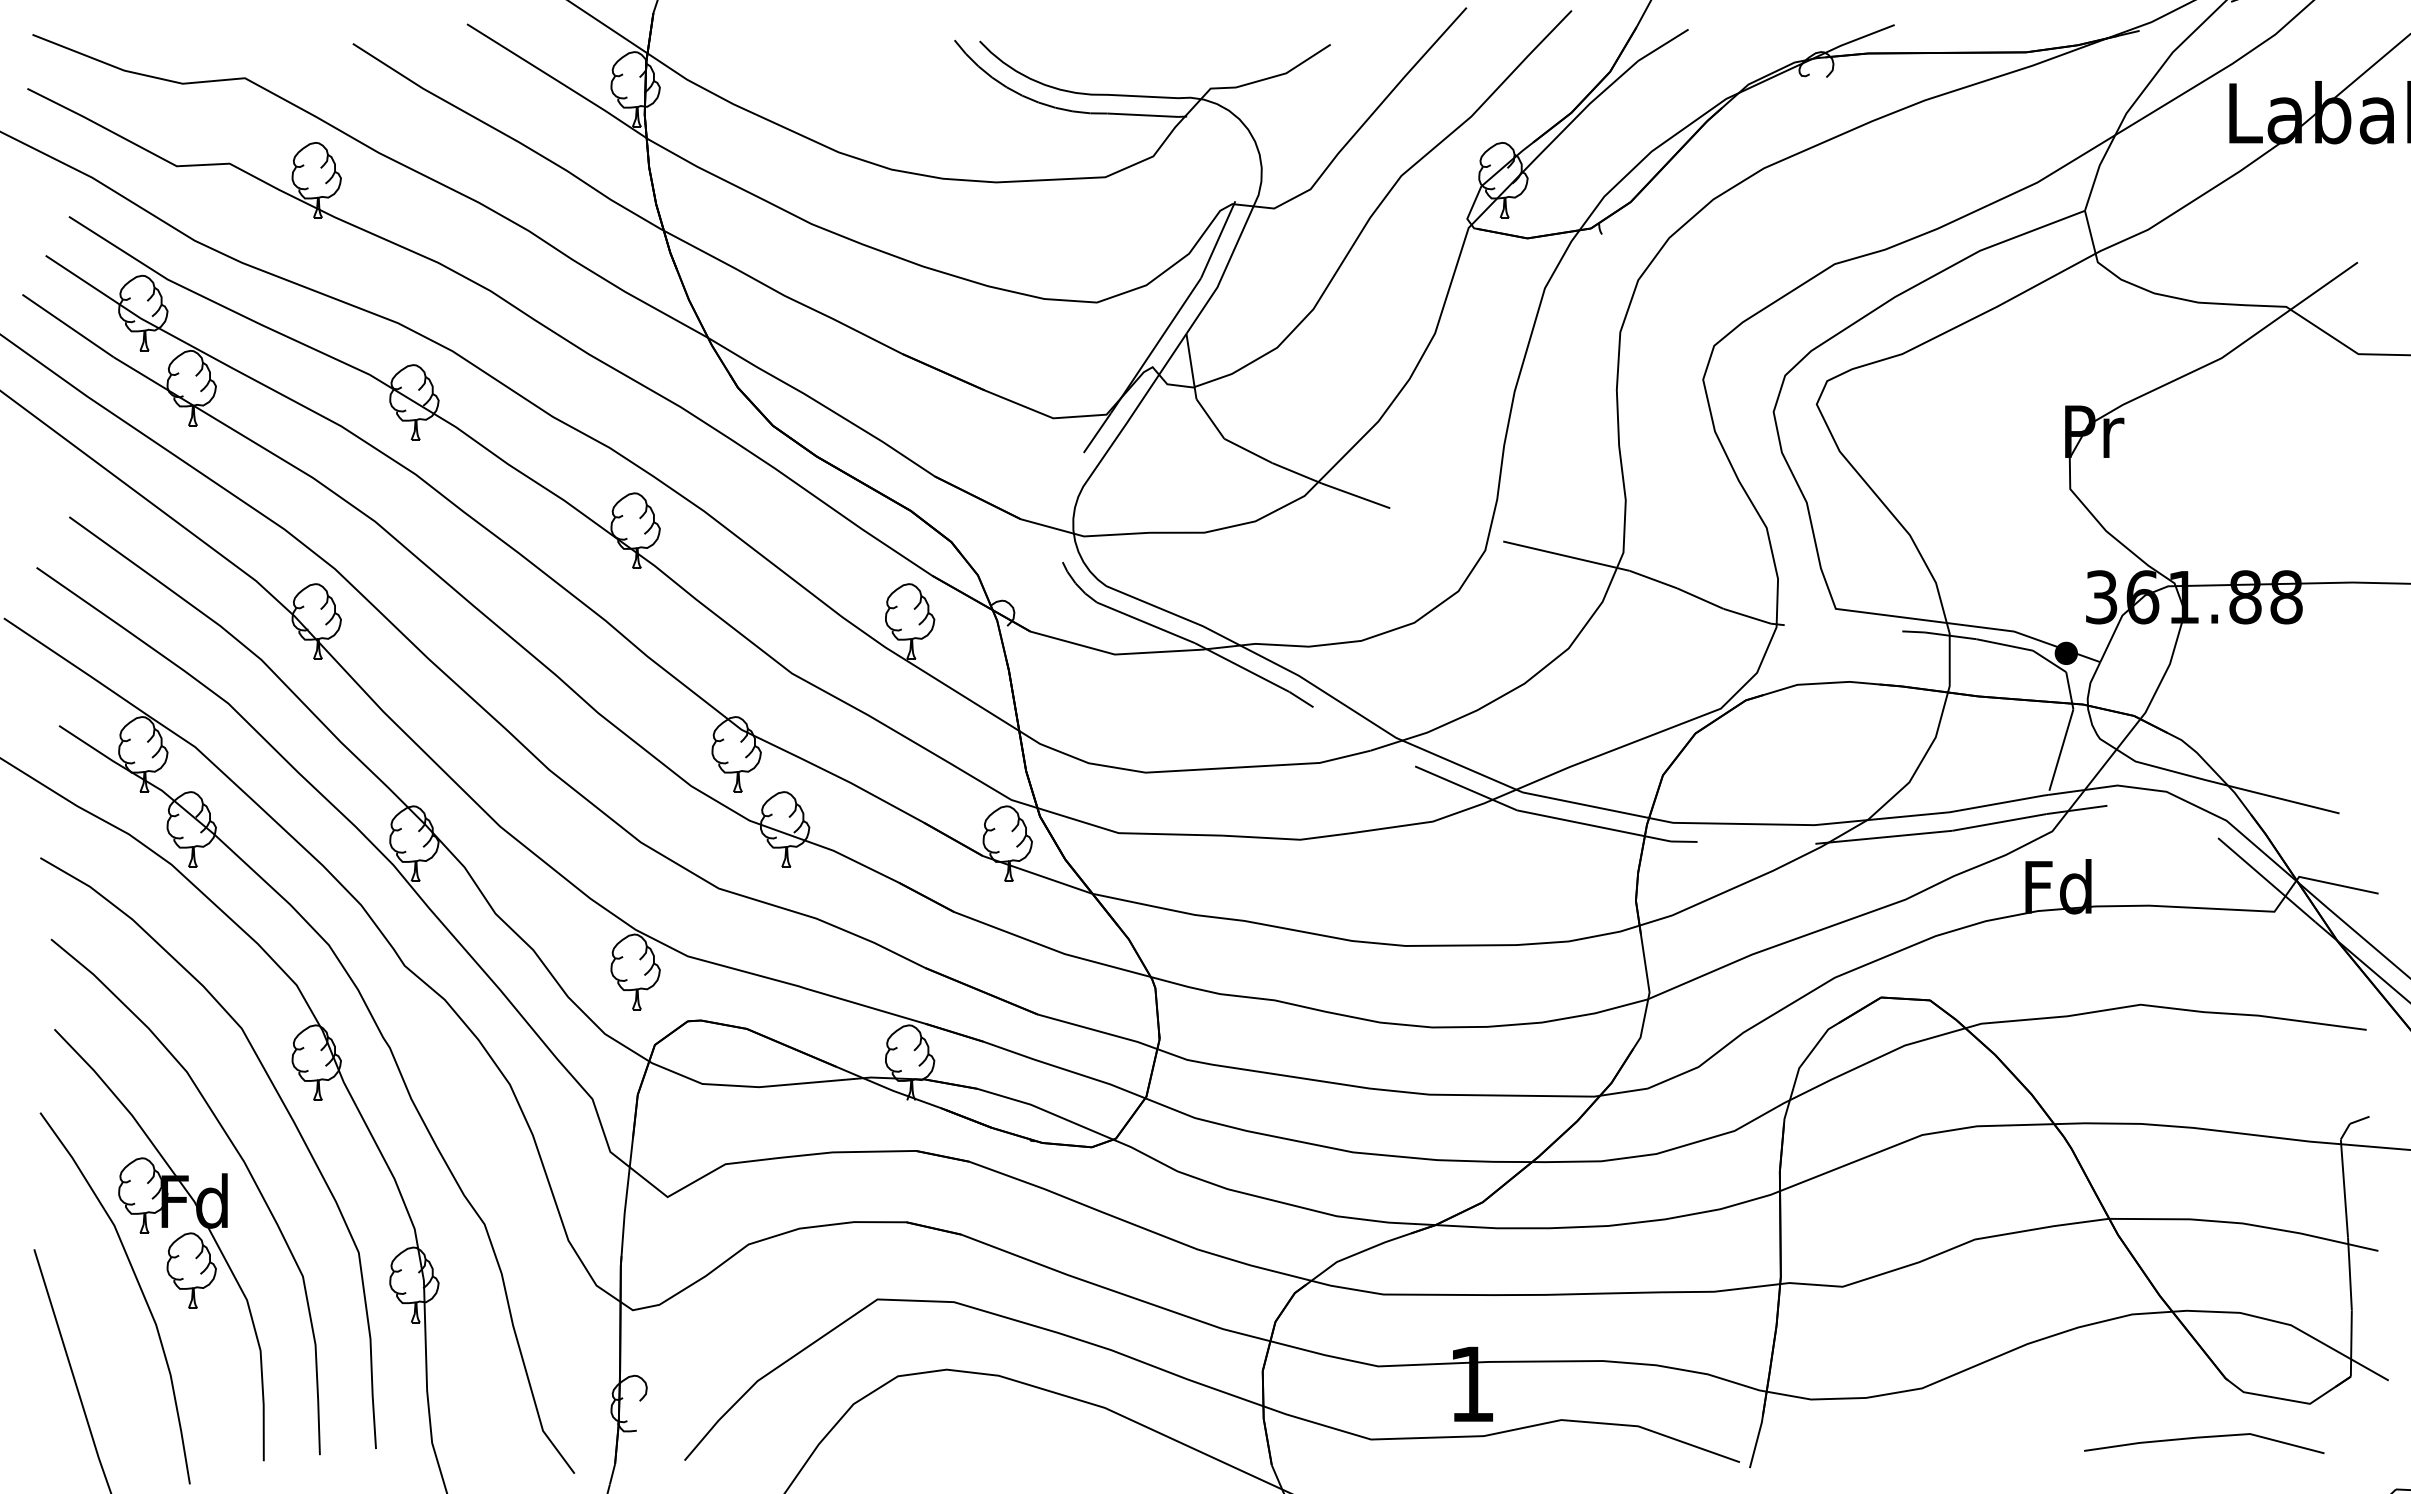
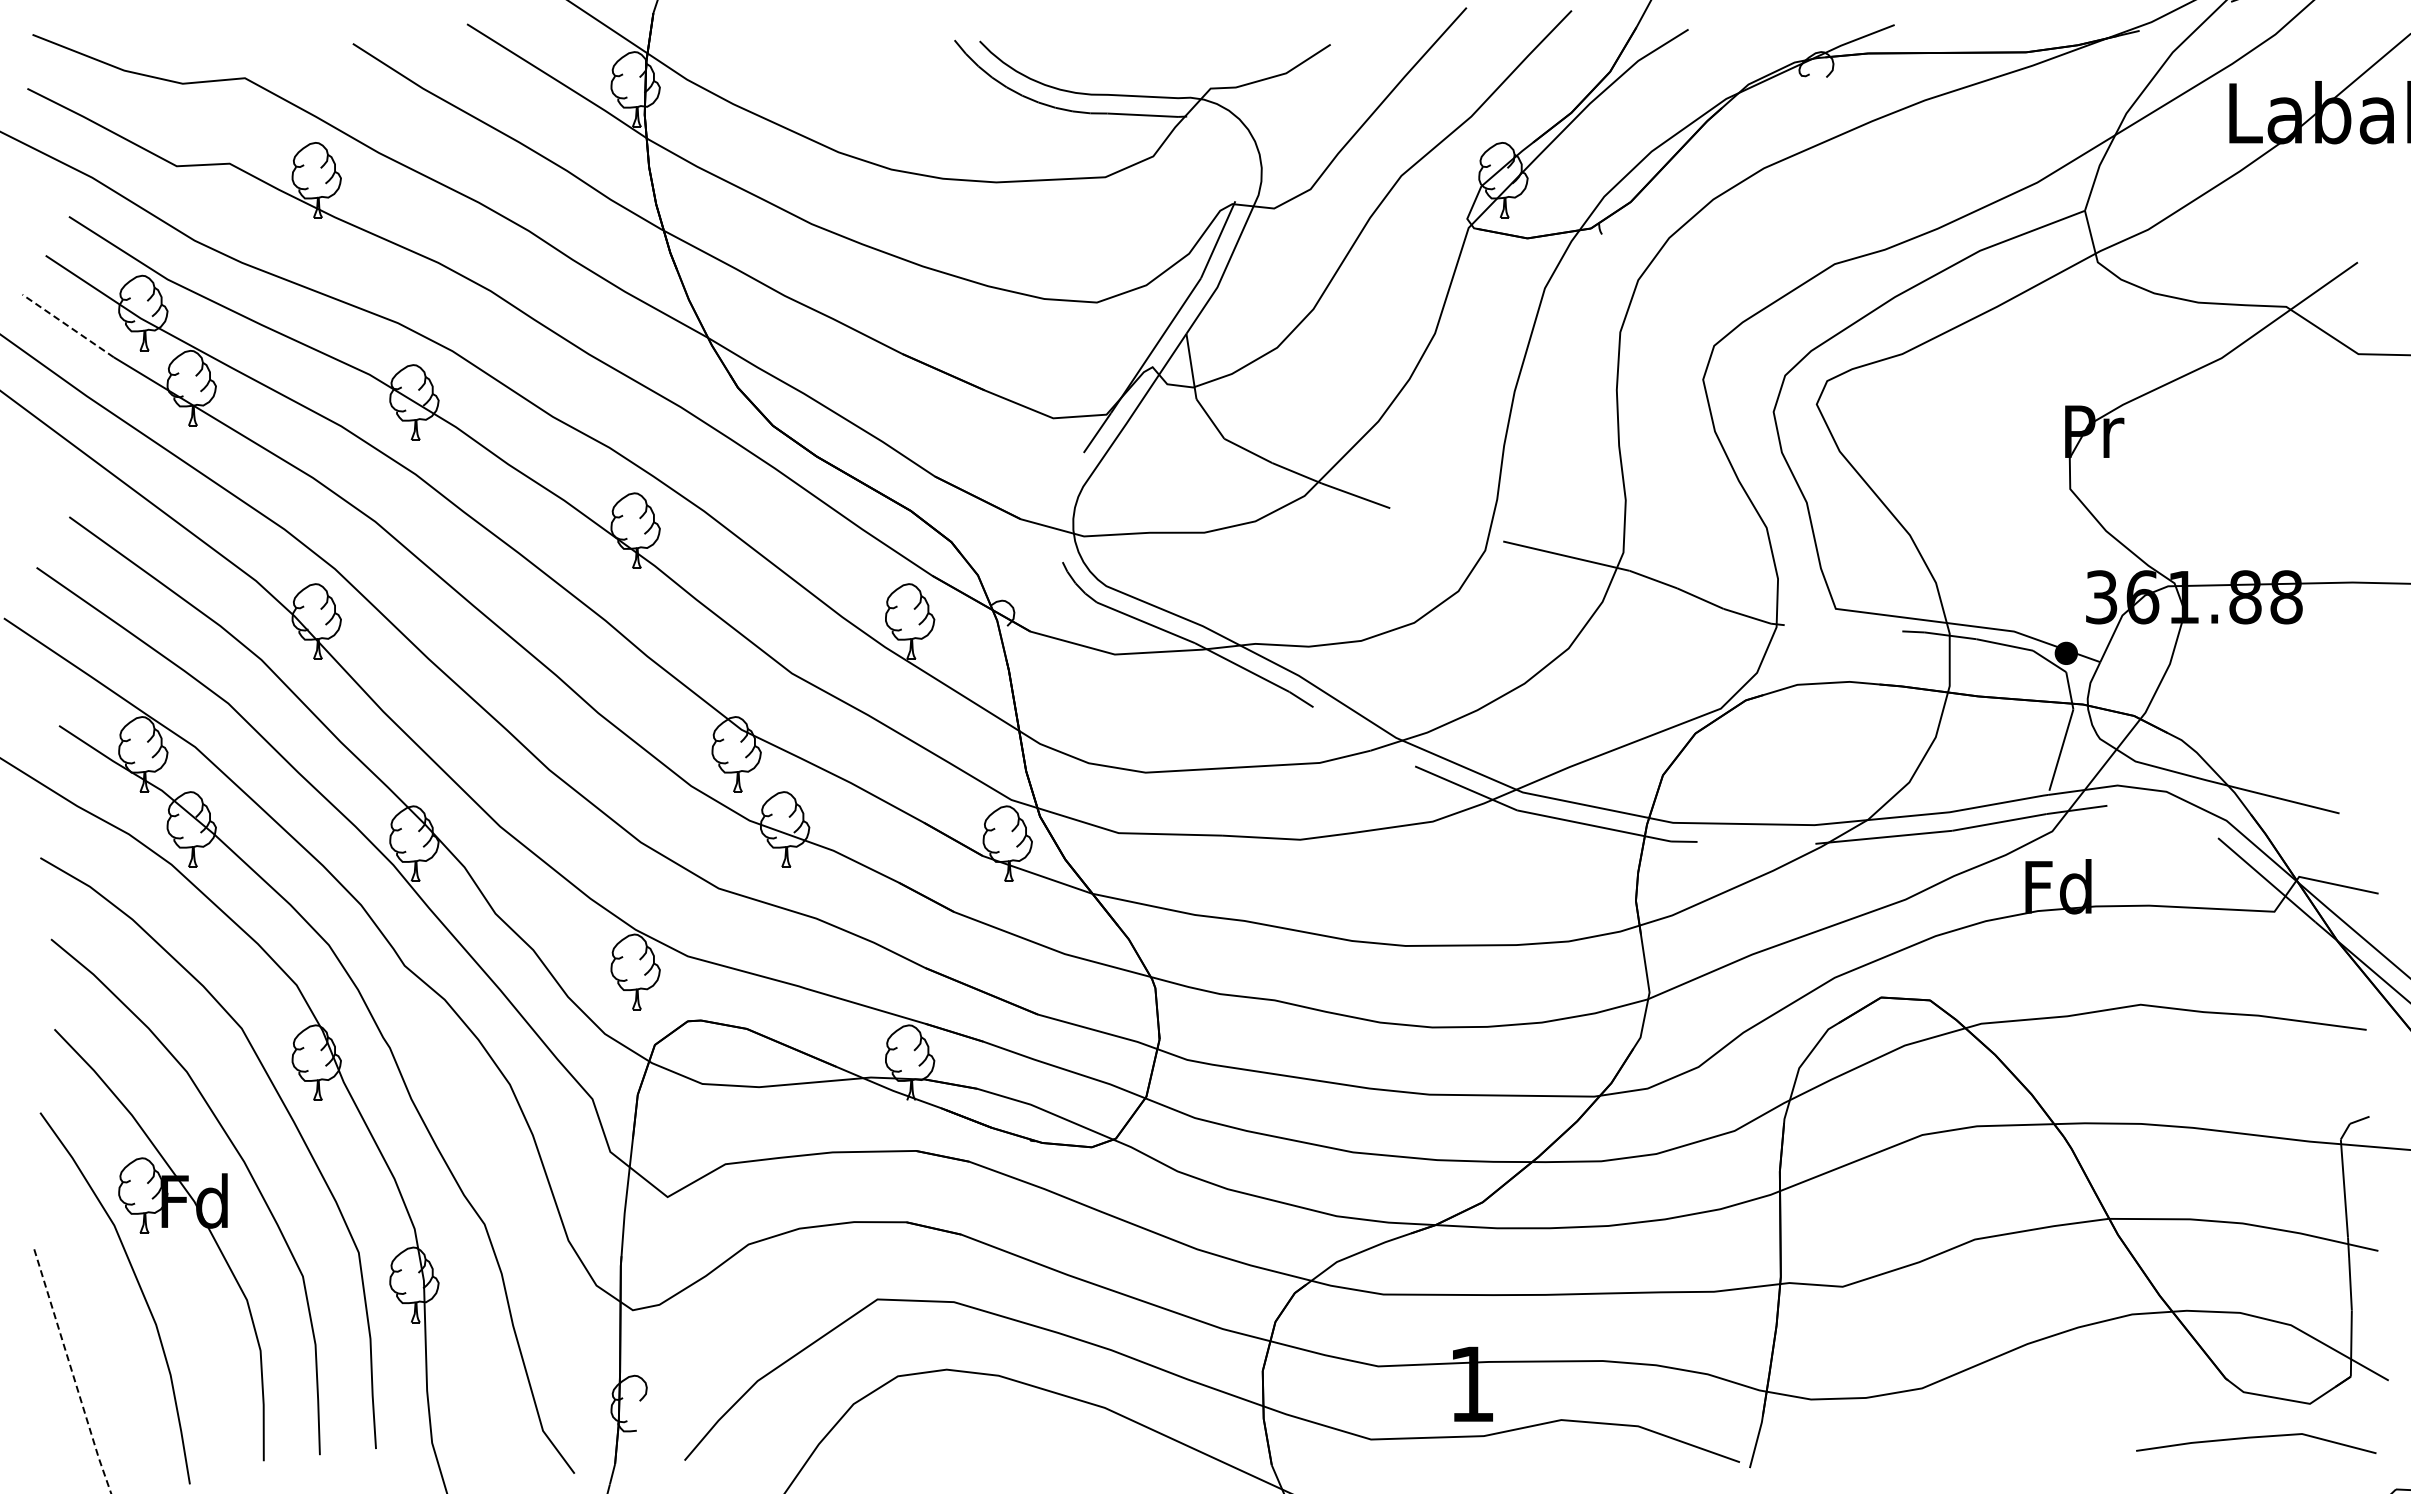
line: solid -> dashed (67, 325)
part: present -> none (191, 1270)
line: solid -> dashed (72, 1372)
line position: (2203, 1438) -> (2255, 1438) (2255, 1438)
